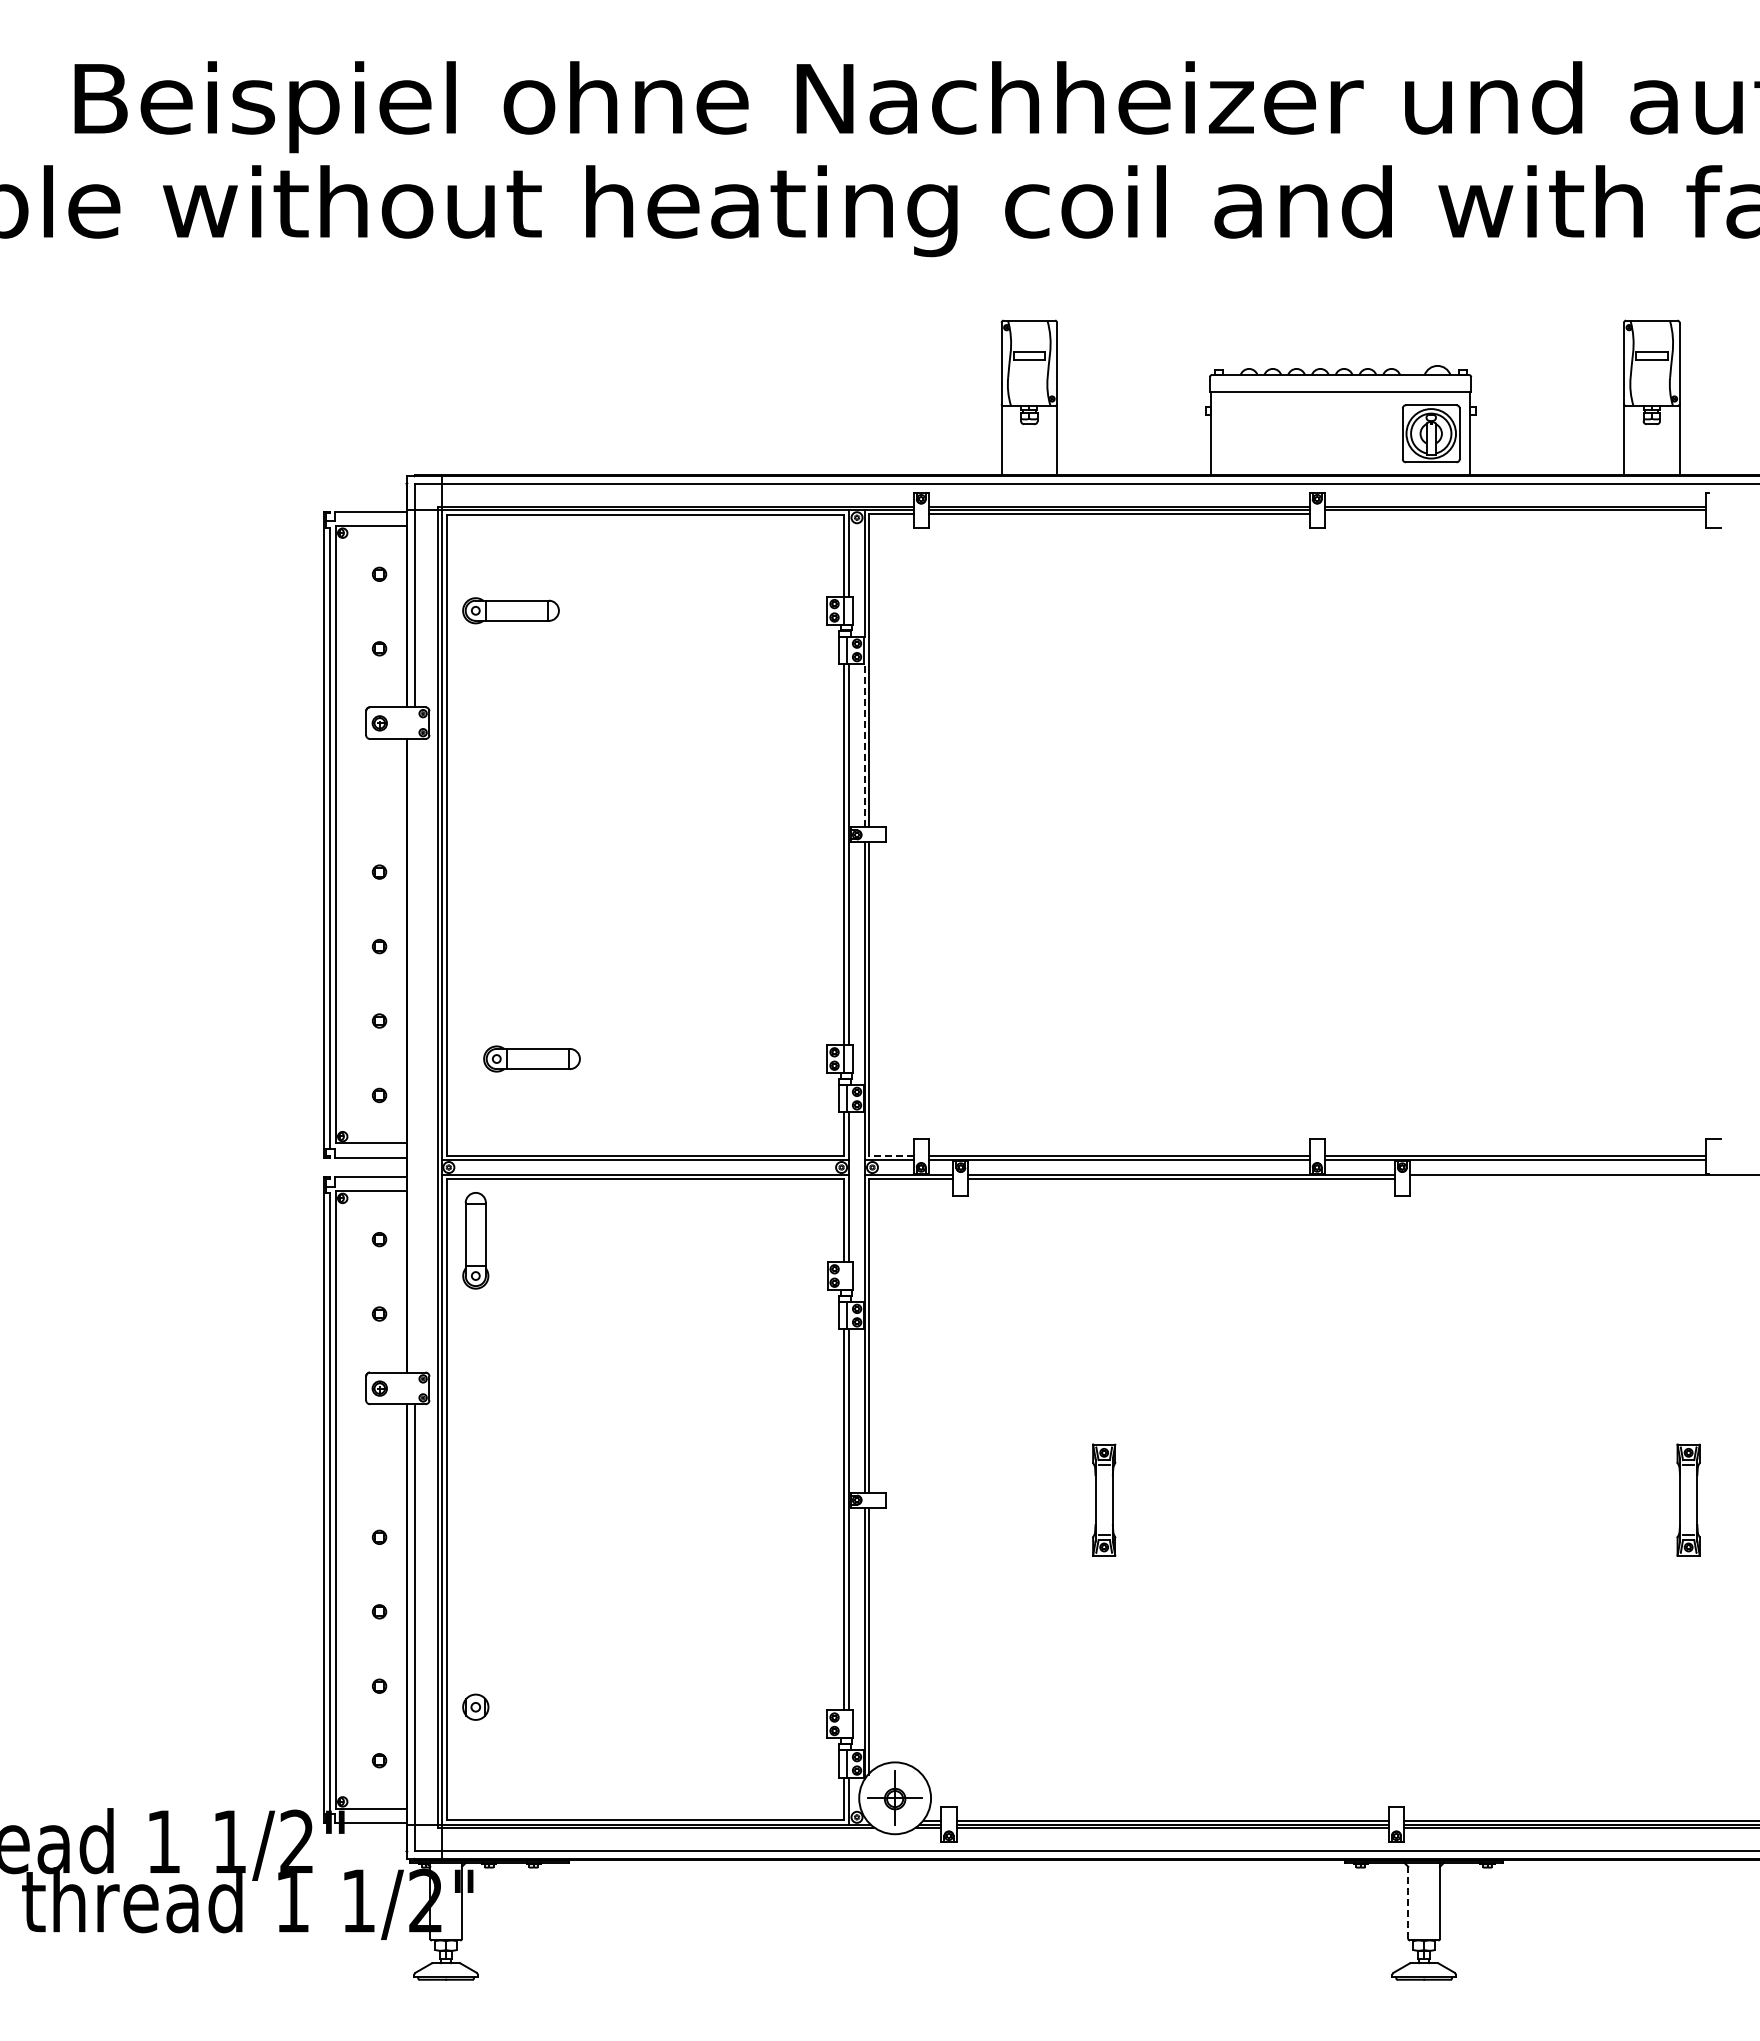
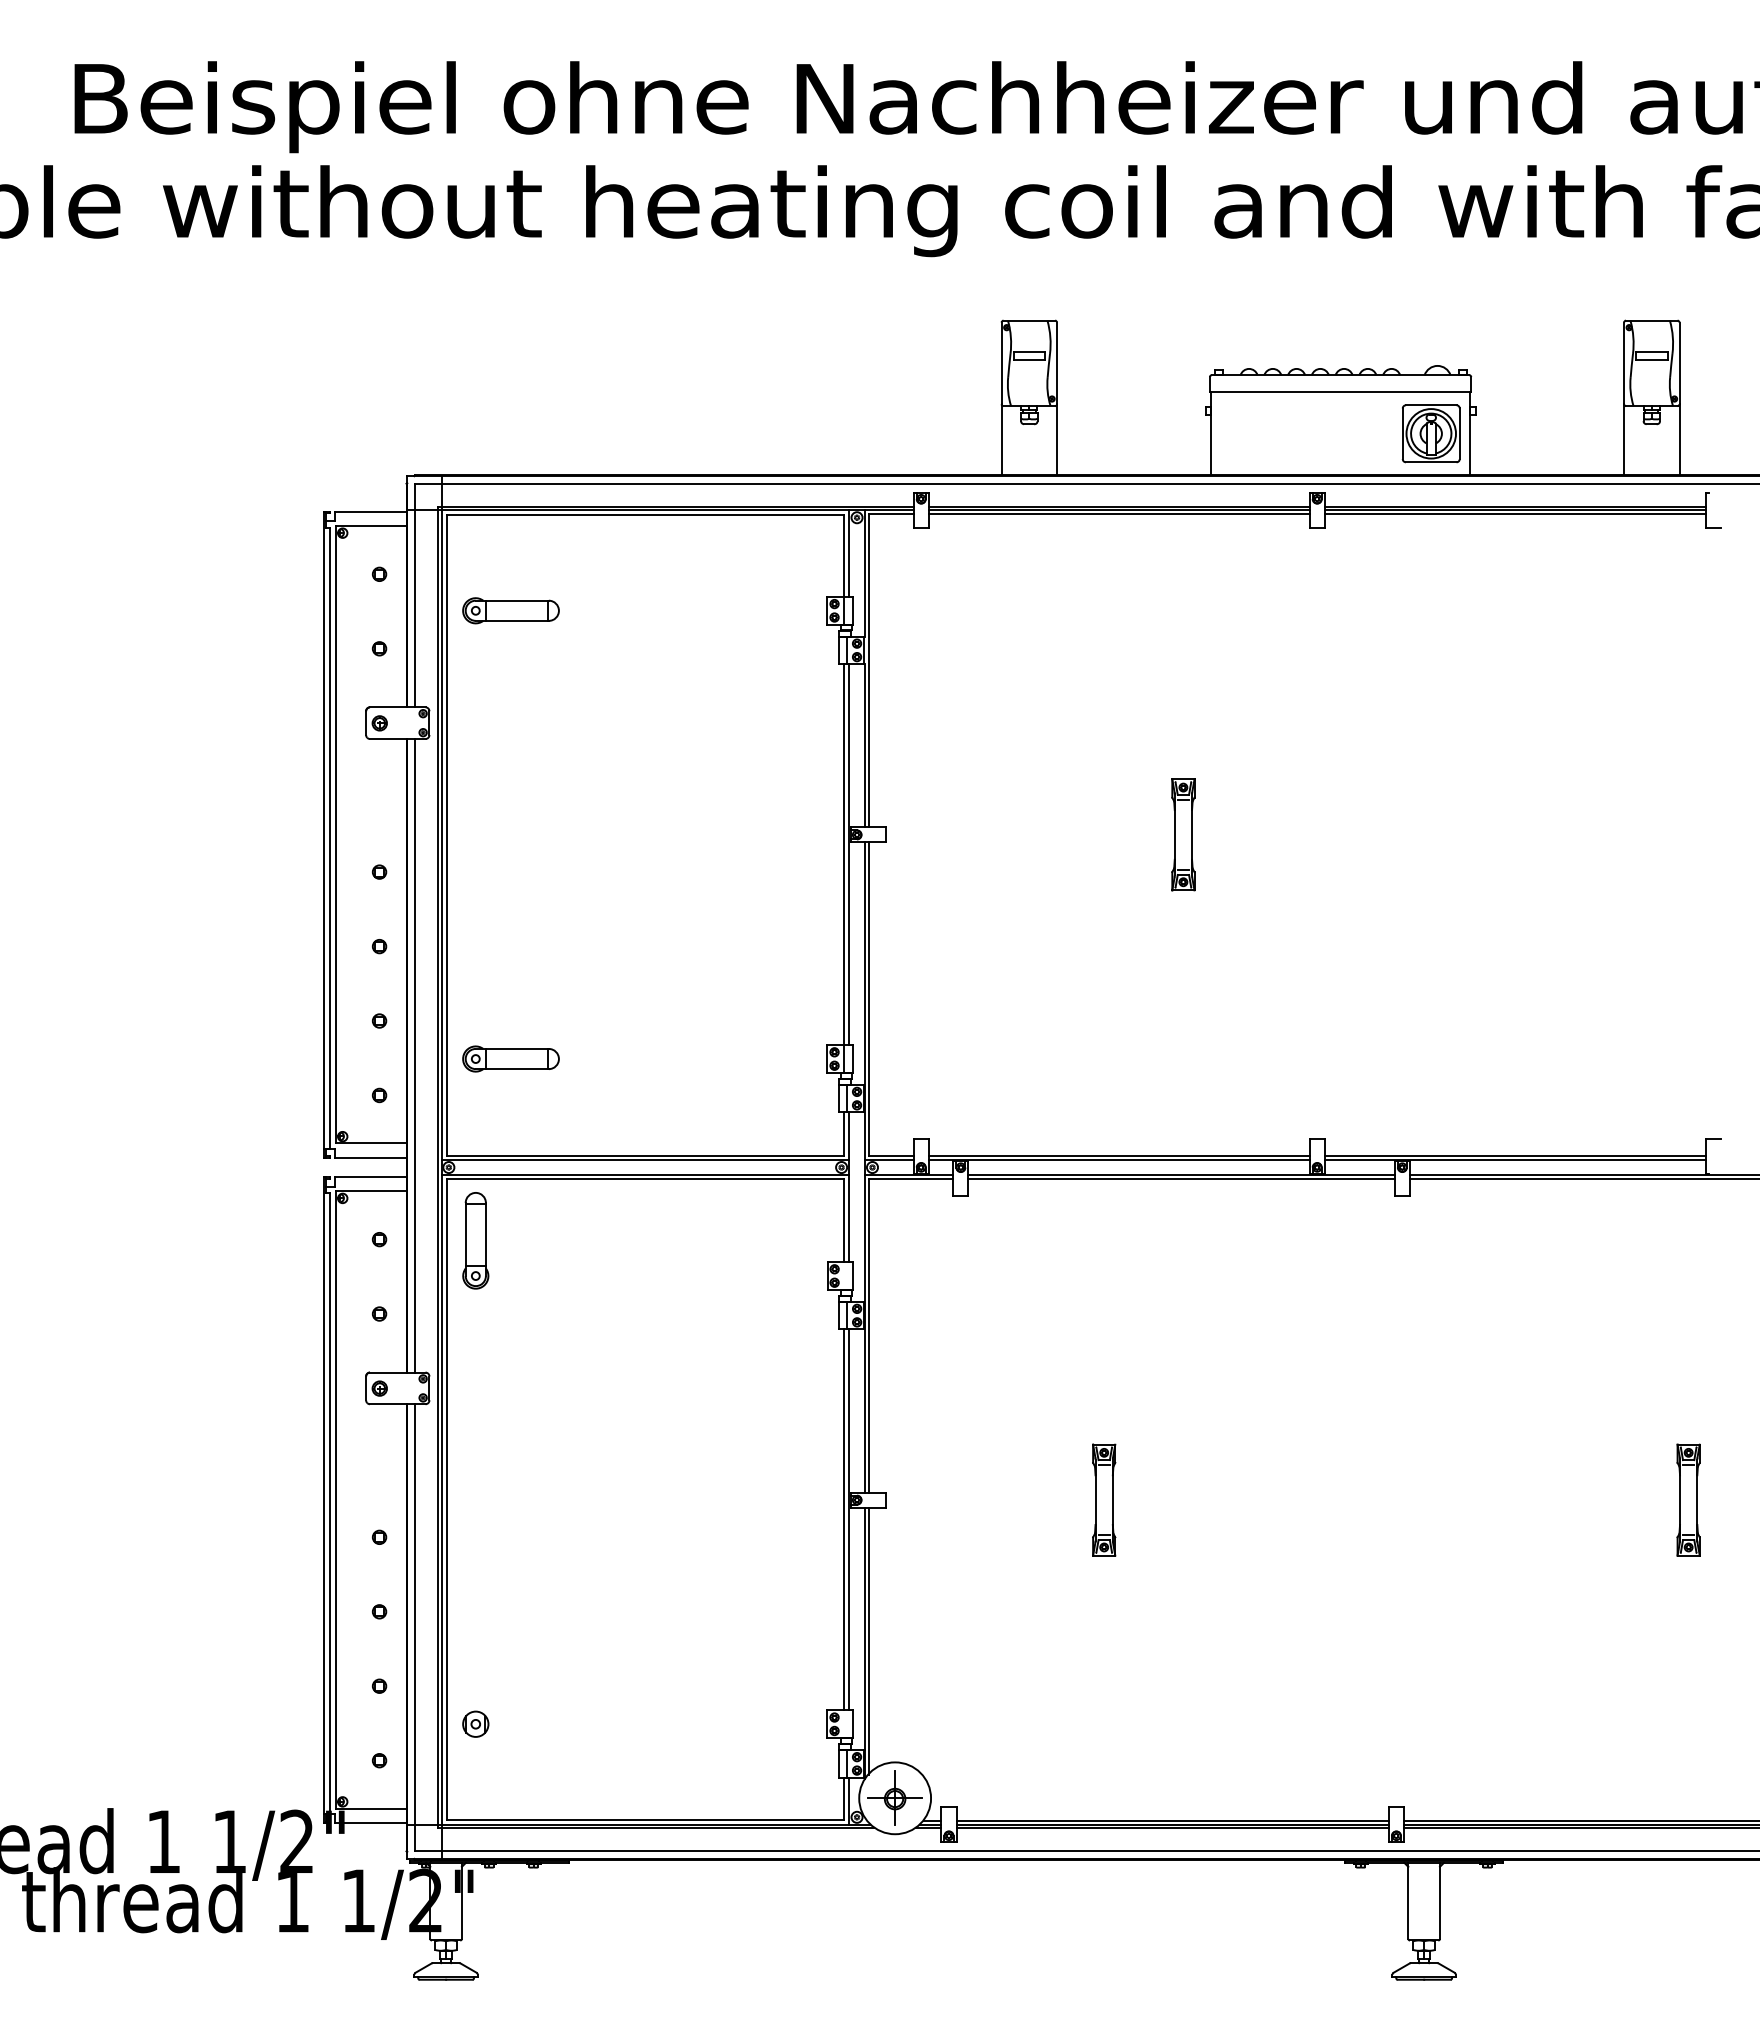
line: none -> present (1514, 513)
line: dashed -> solid (864, 745)
part: none -> present (1183, 834)
line: none -> present (414, 1055)
part position: (531, 1058) -> (510, 1058) (510, 1058)
line: dashed -> solid (891, 1155)
line: none -> present (1582, 1179)
part position: (475, 1706) -> (475, 1723) (475, 1723)
line: dashed -> solid (1408, 1900)
